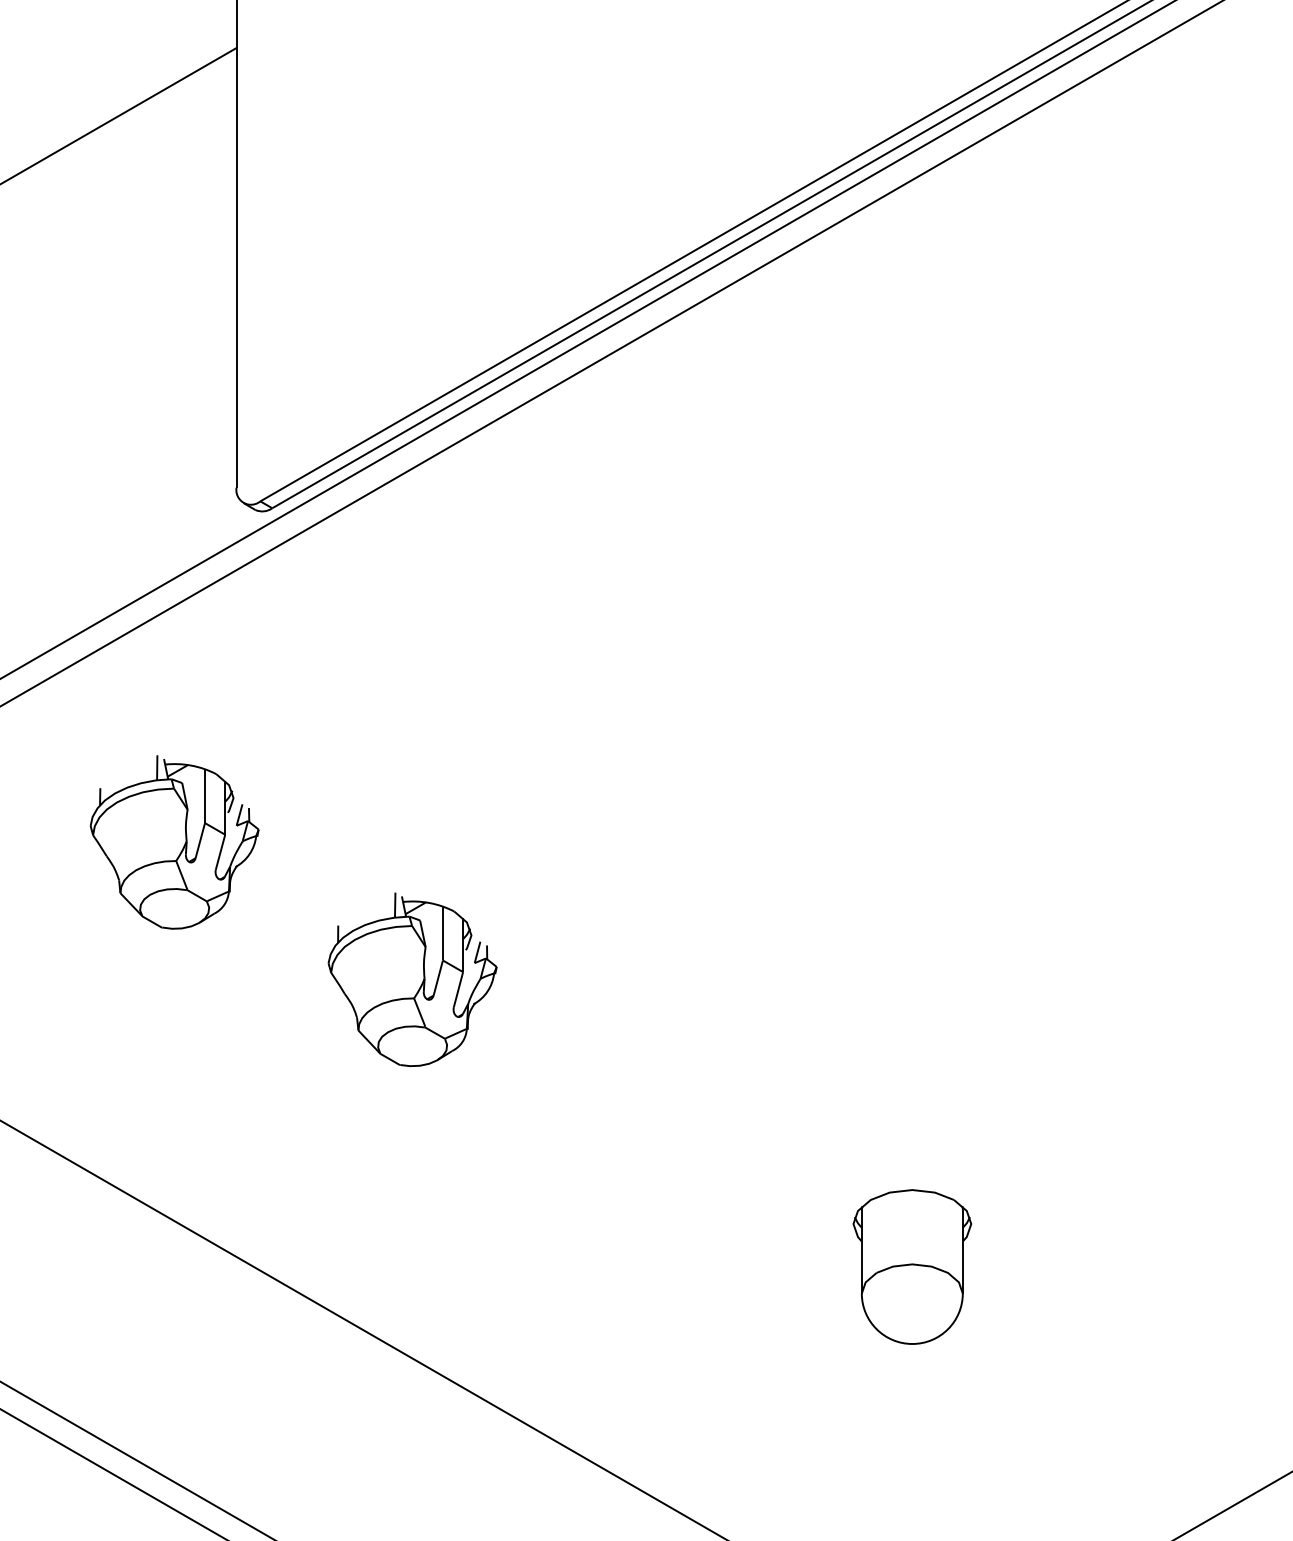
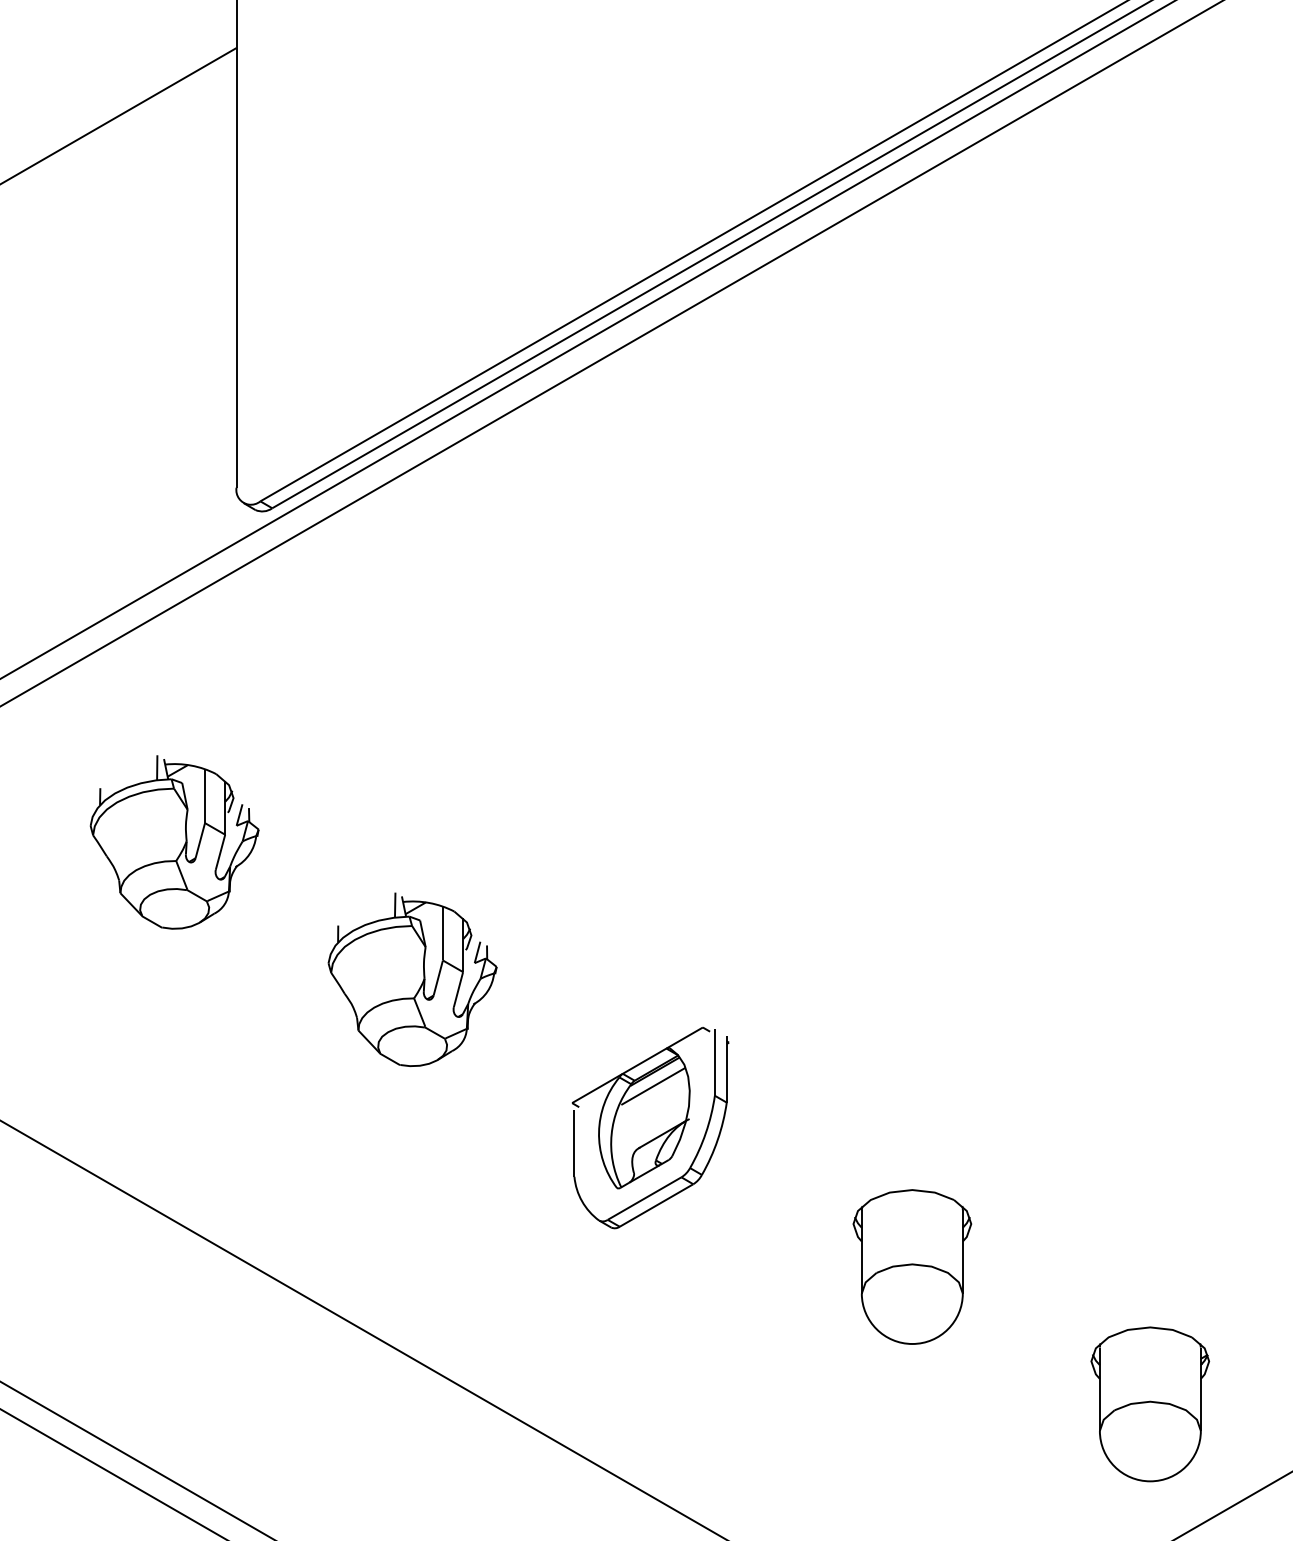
part: none -> present (650, 1128)
part: none -> present (1150, 1404)
